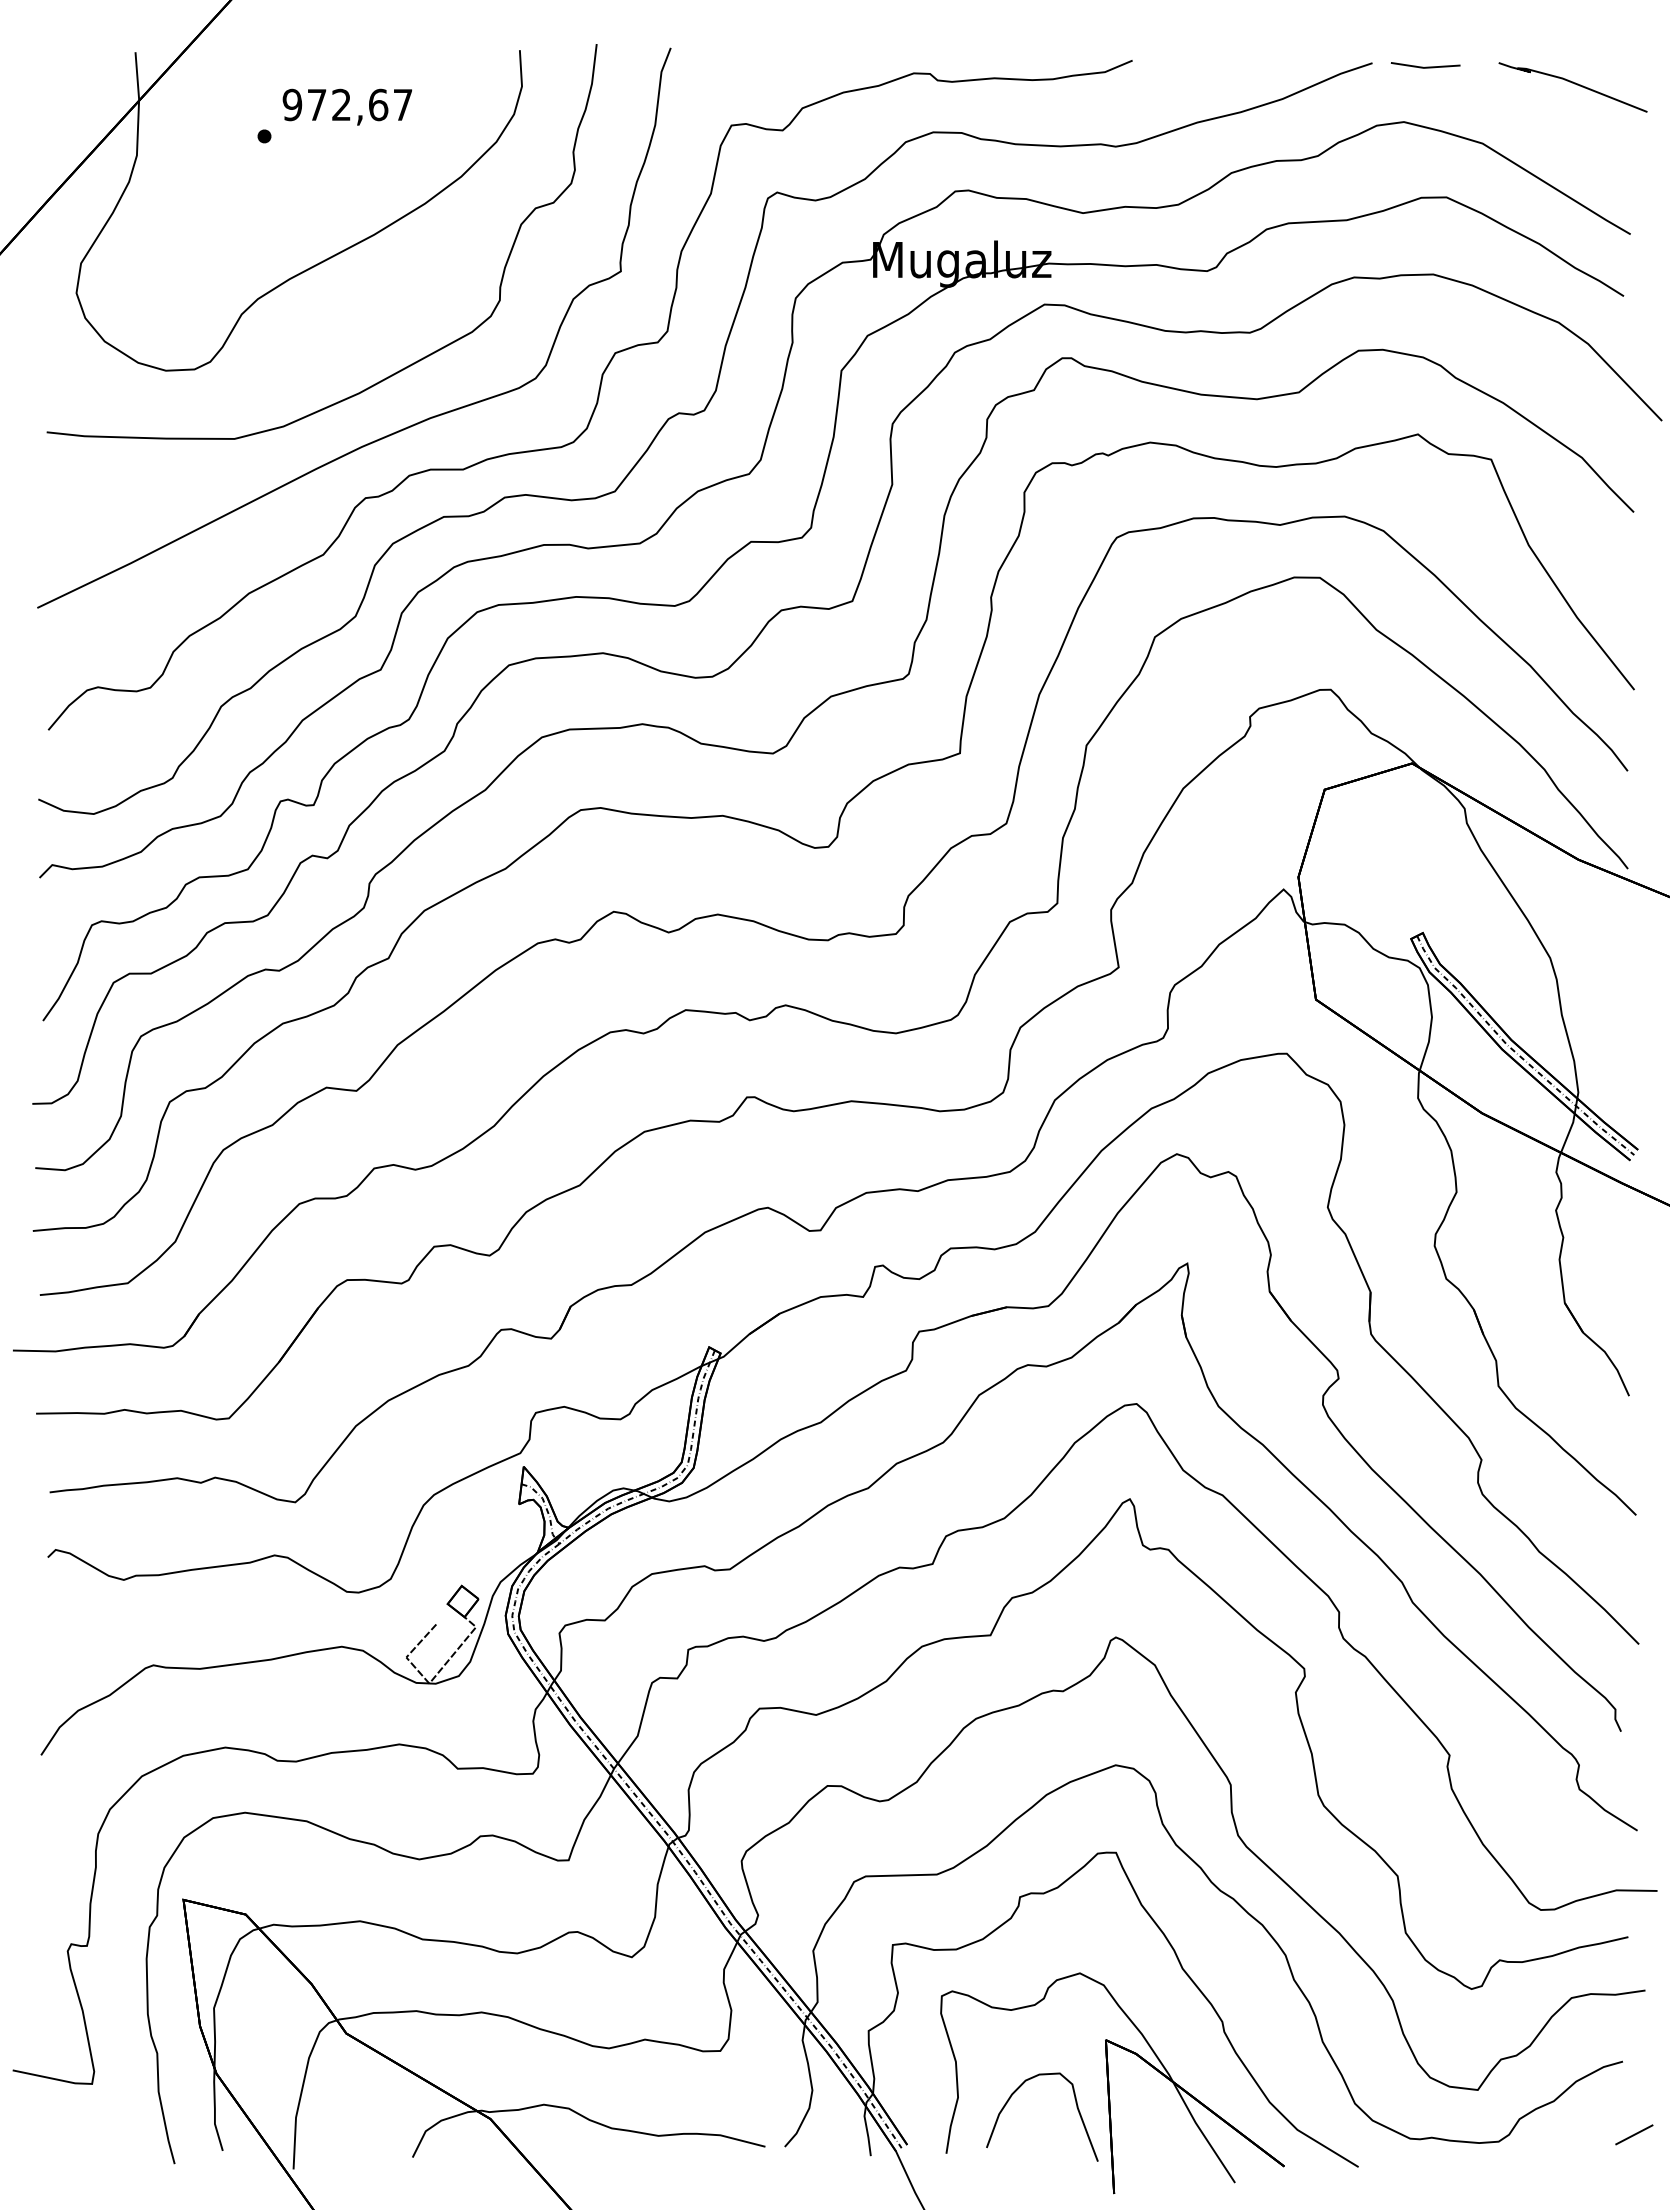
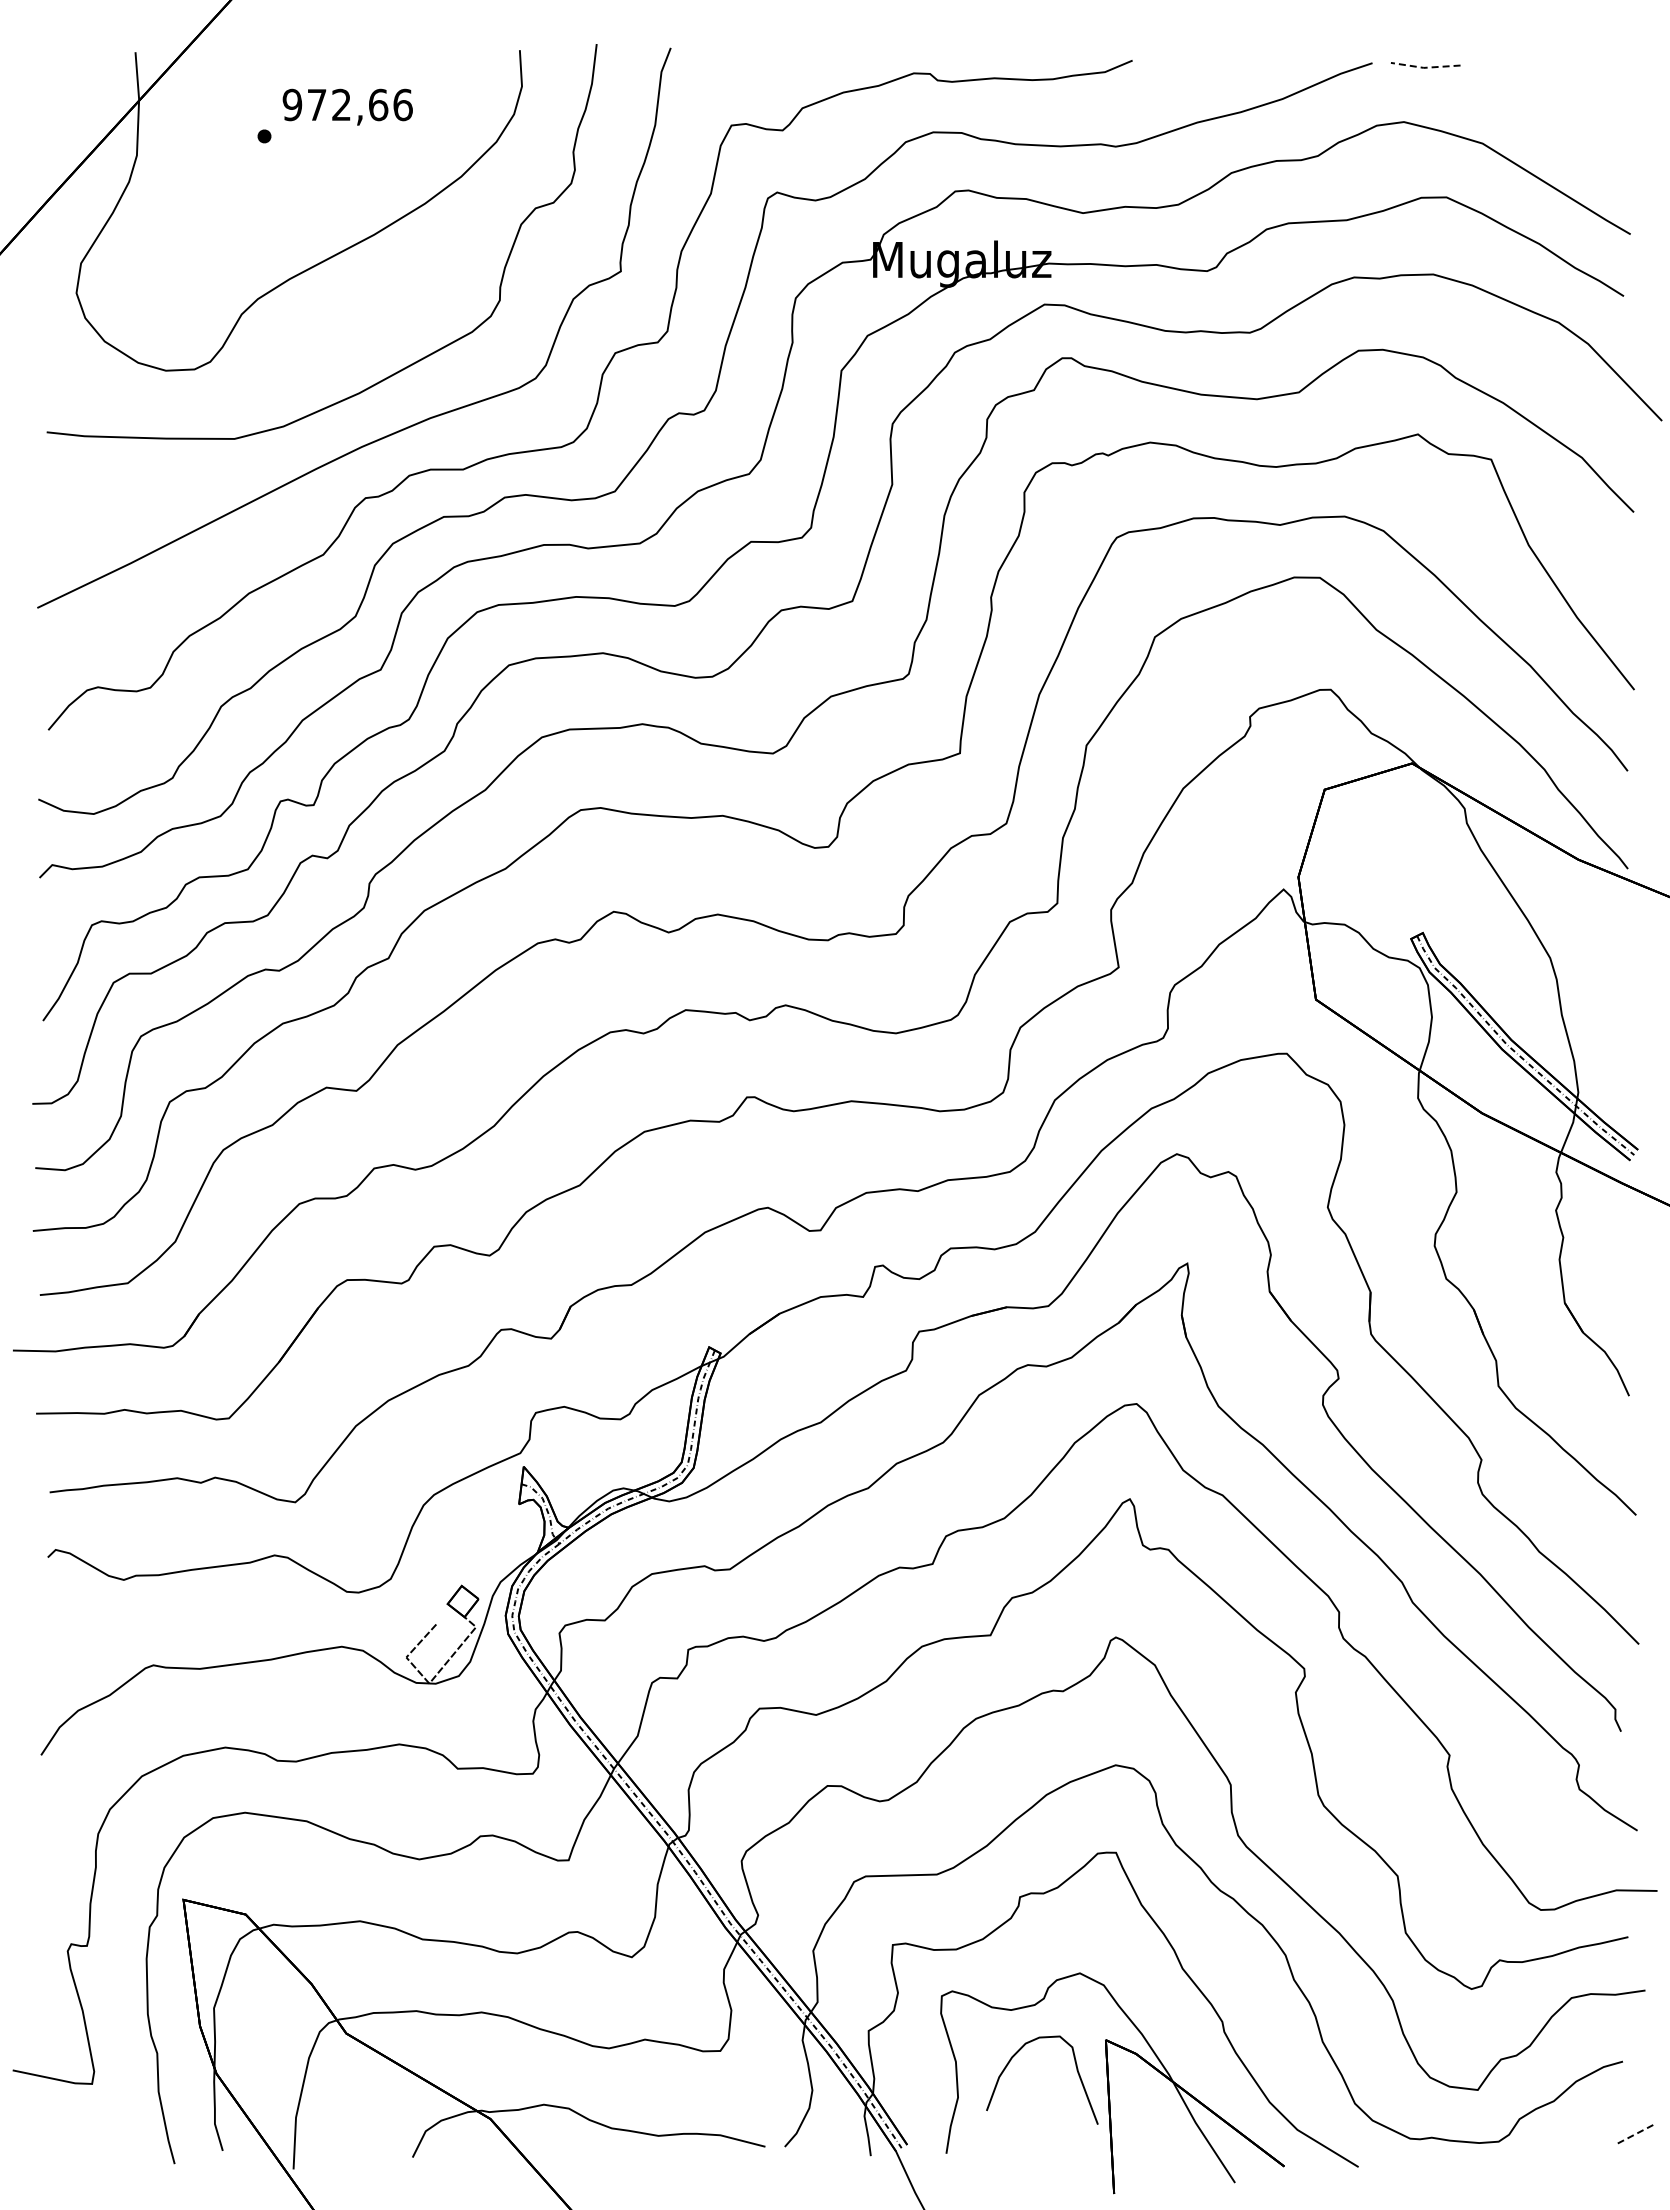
line: solid -> dashed (1424, 67)
curve: present -> none (1574, 84)
text: 972,67 -> 972,66 (402, 104)
curve position: (1076, 2107) -> (1076, 2070) (1076, 2070)
line: solid -> dashed (1633, 2135)
